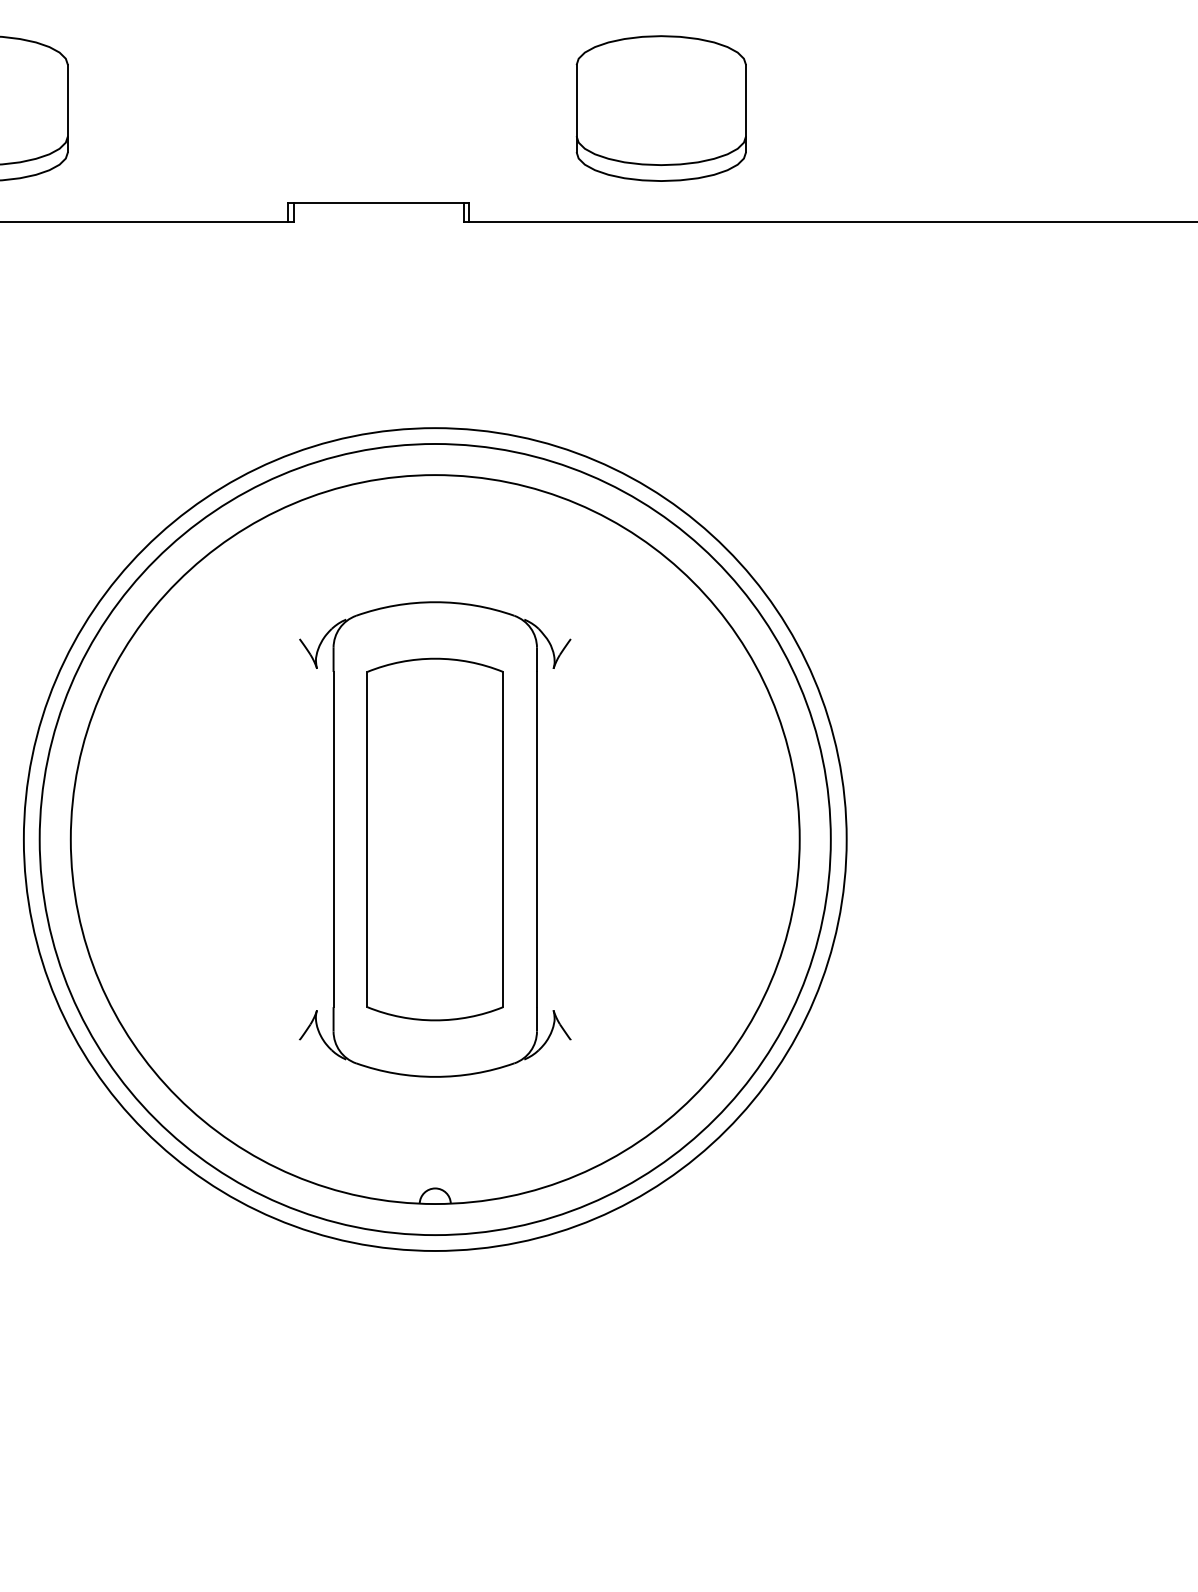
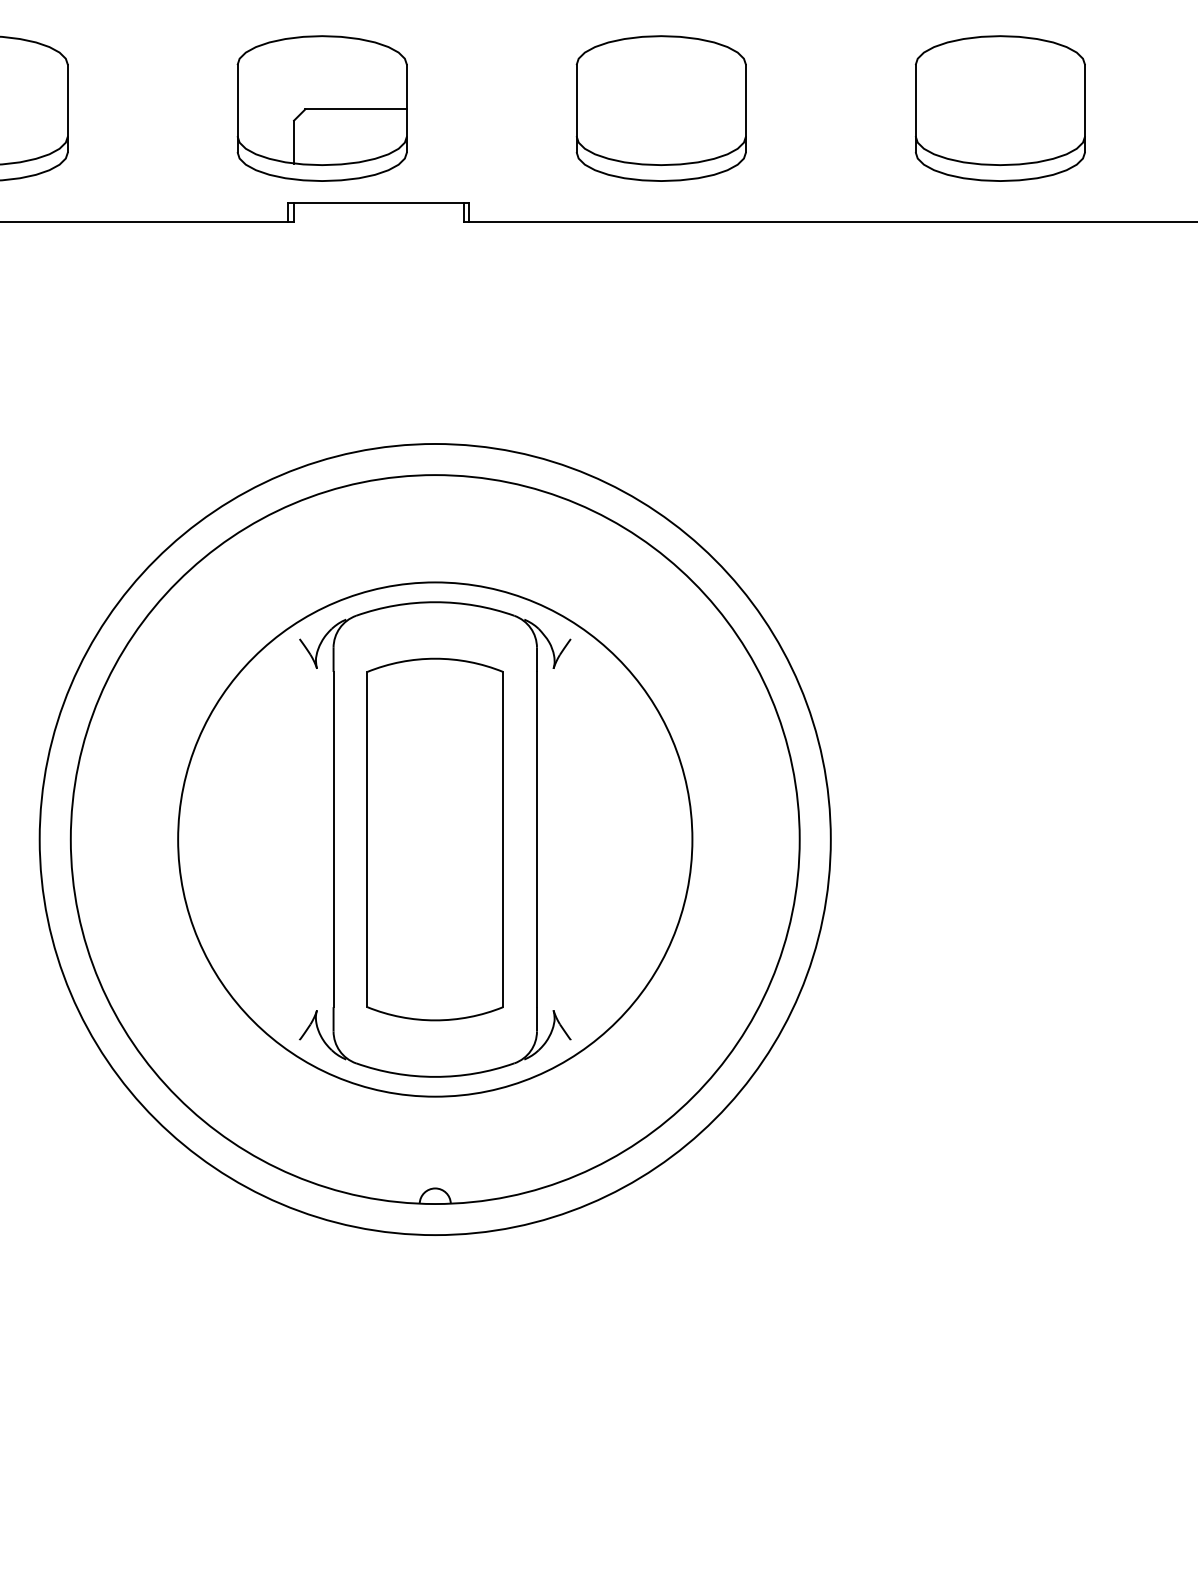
part: none -> present (321, 108)
part: none -> present (1000, 108)
circle diameter: 823 px -> 514 px (435, 839)
